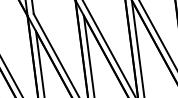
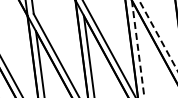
line: solid -> dashed (158, 36)
line: solid -> dashed (138, 49)
